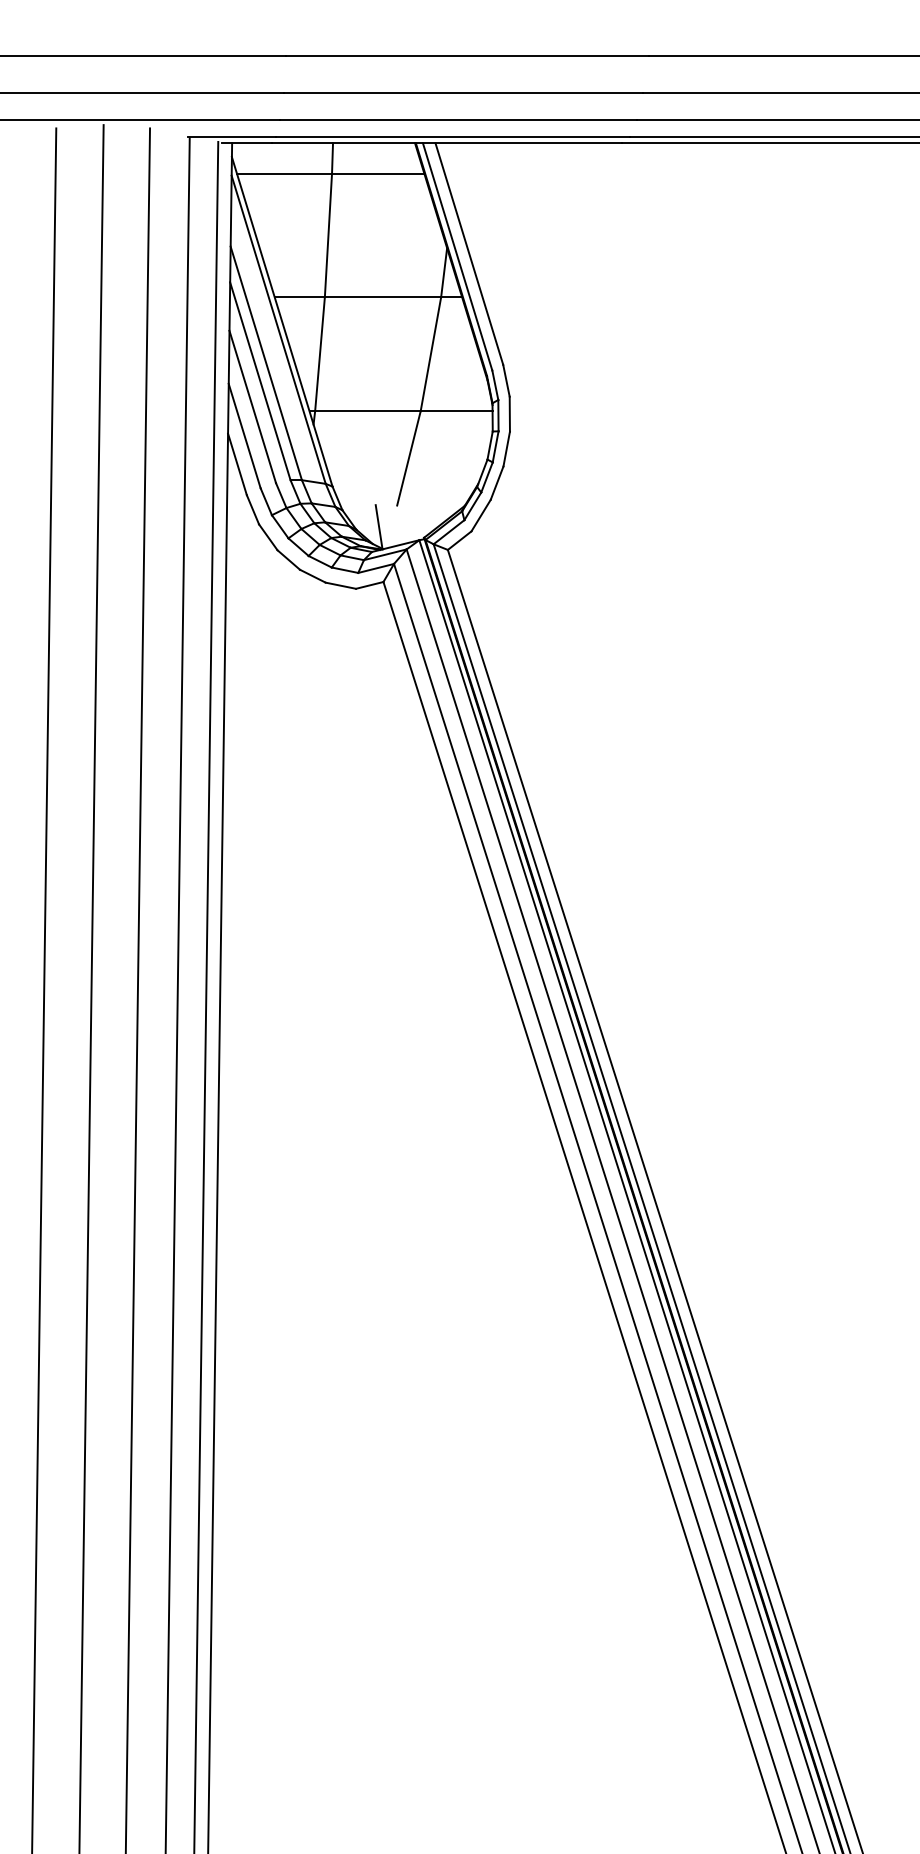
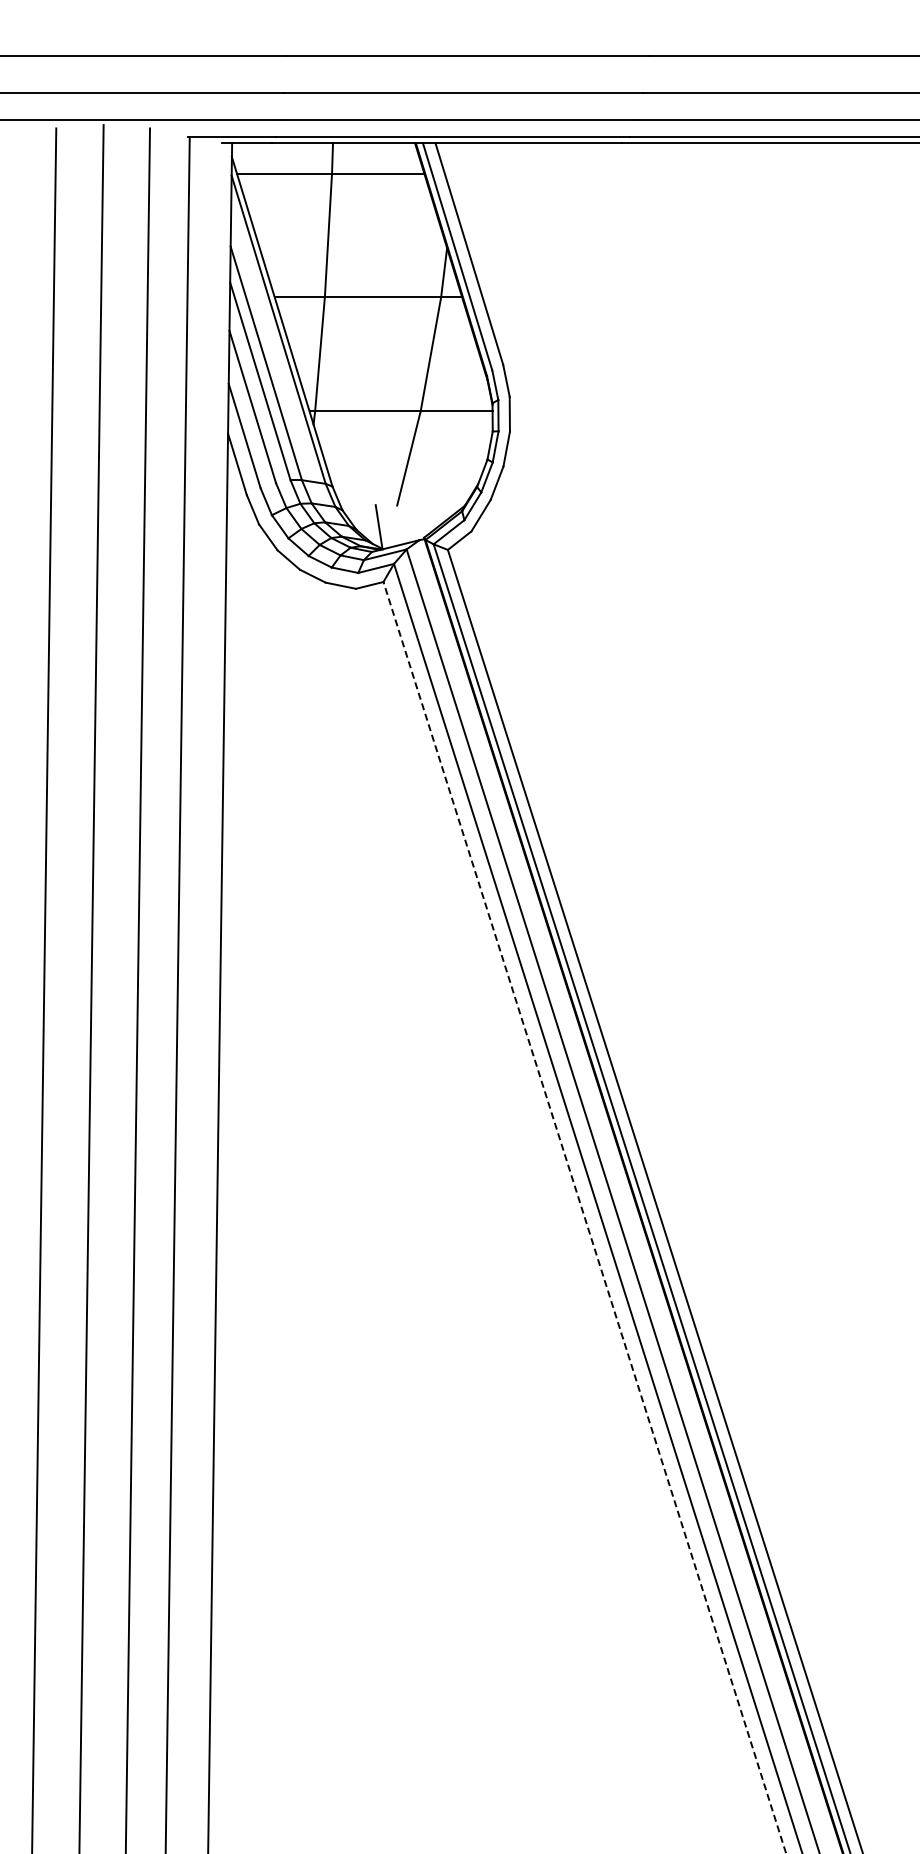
line: present -> none (206, 995)
line: present -> none (626, 1195)
line: solid -> dashed (584, 1217)
